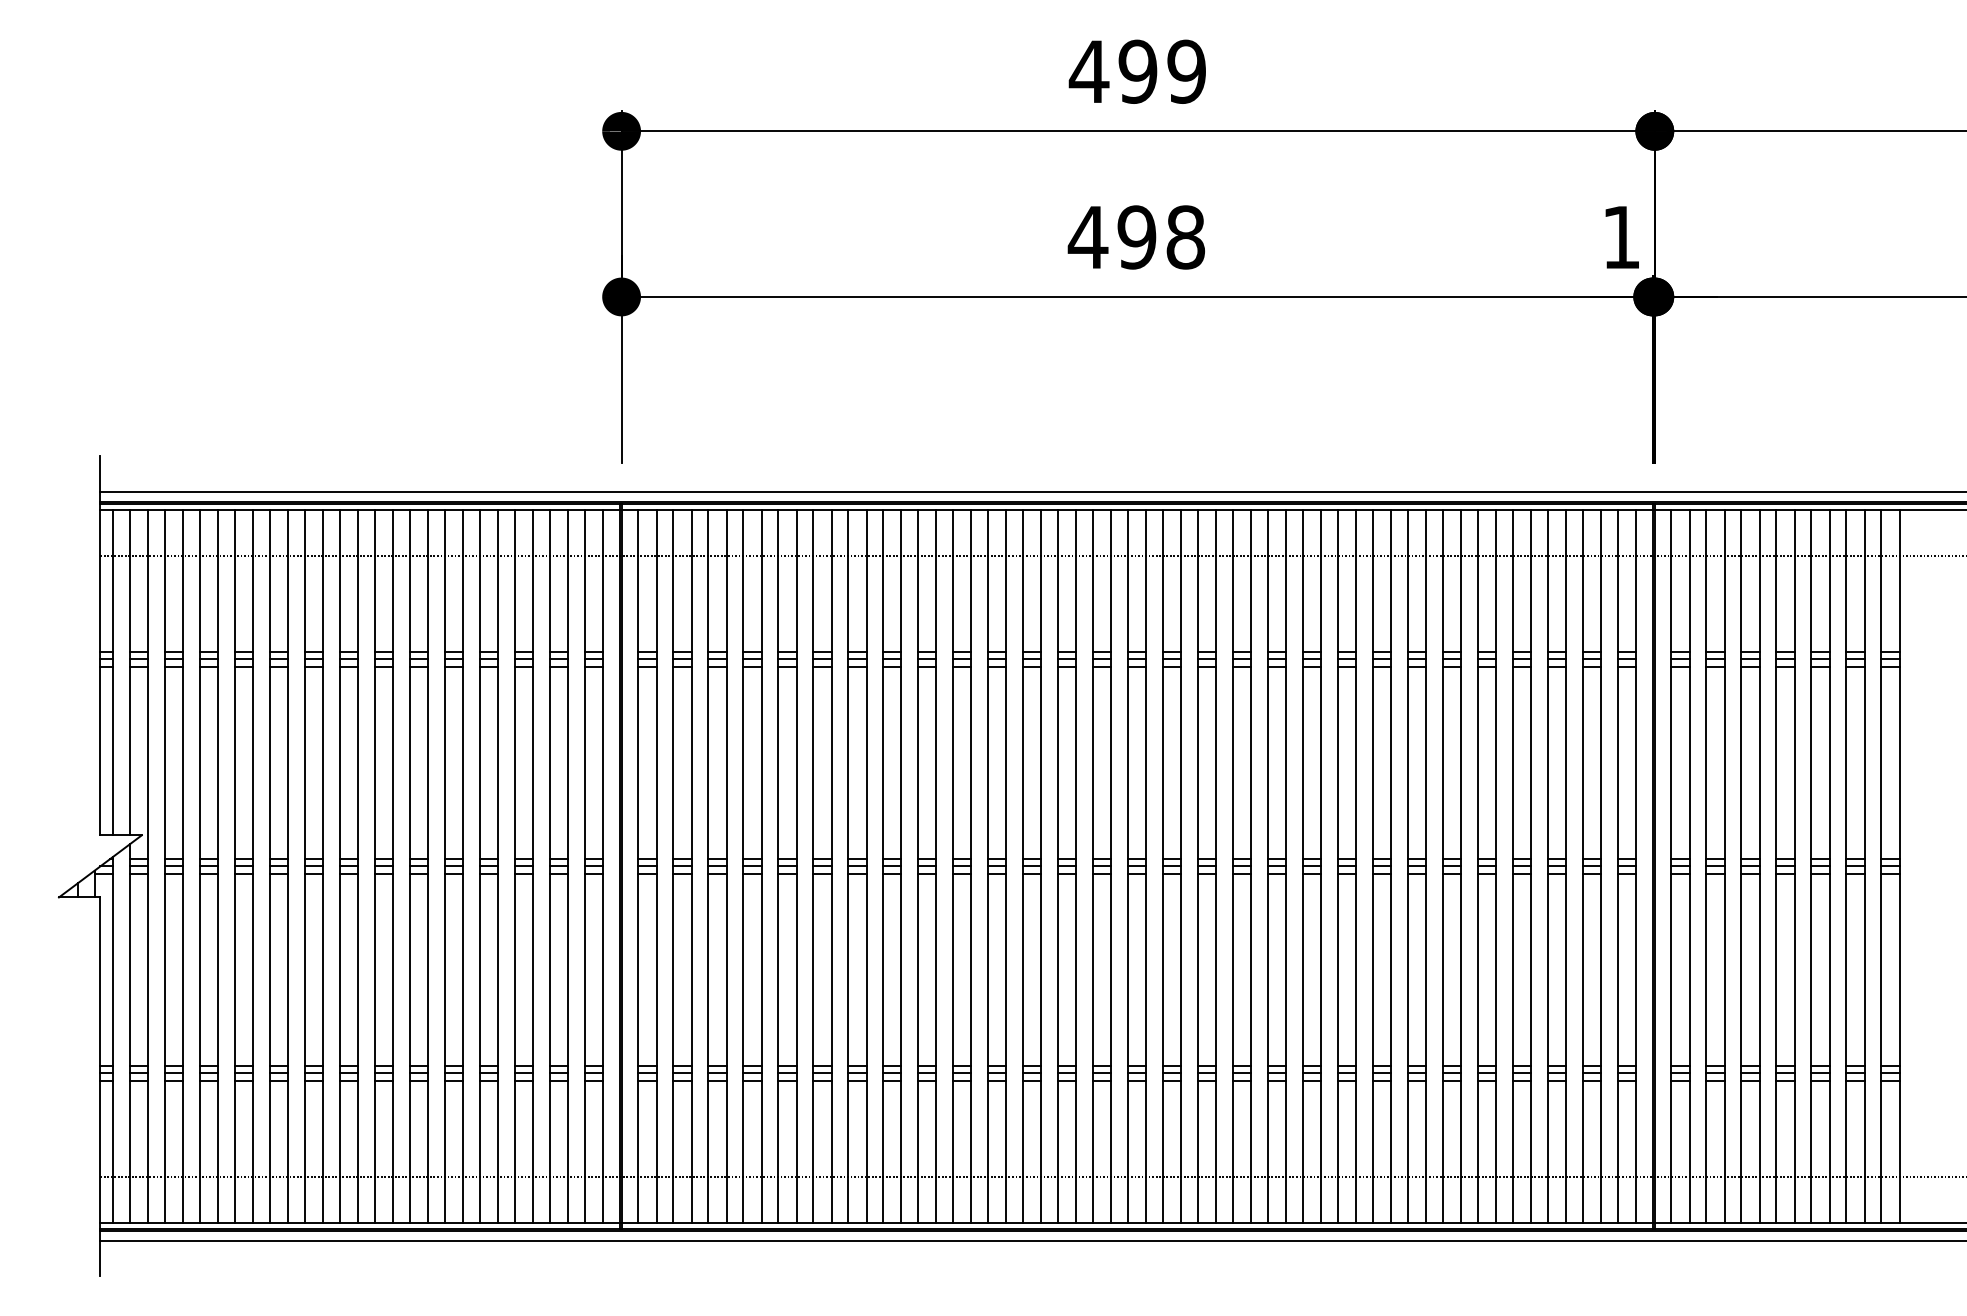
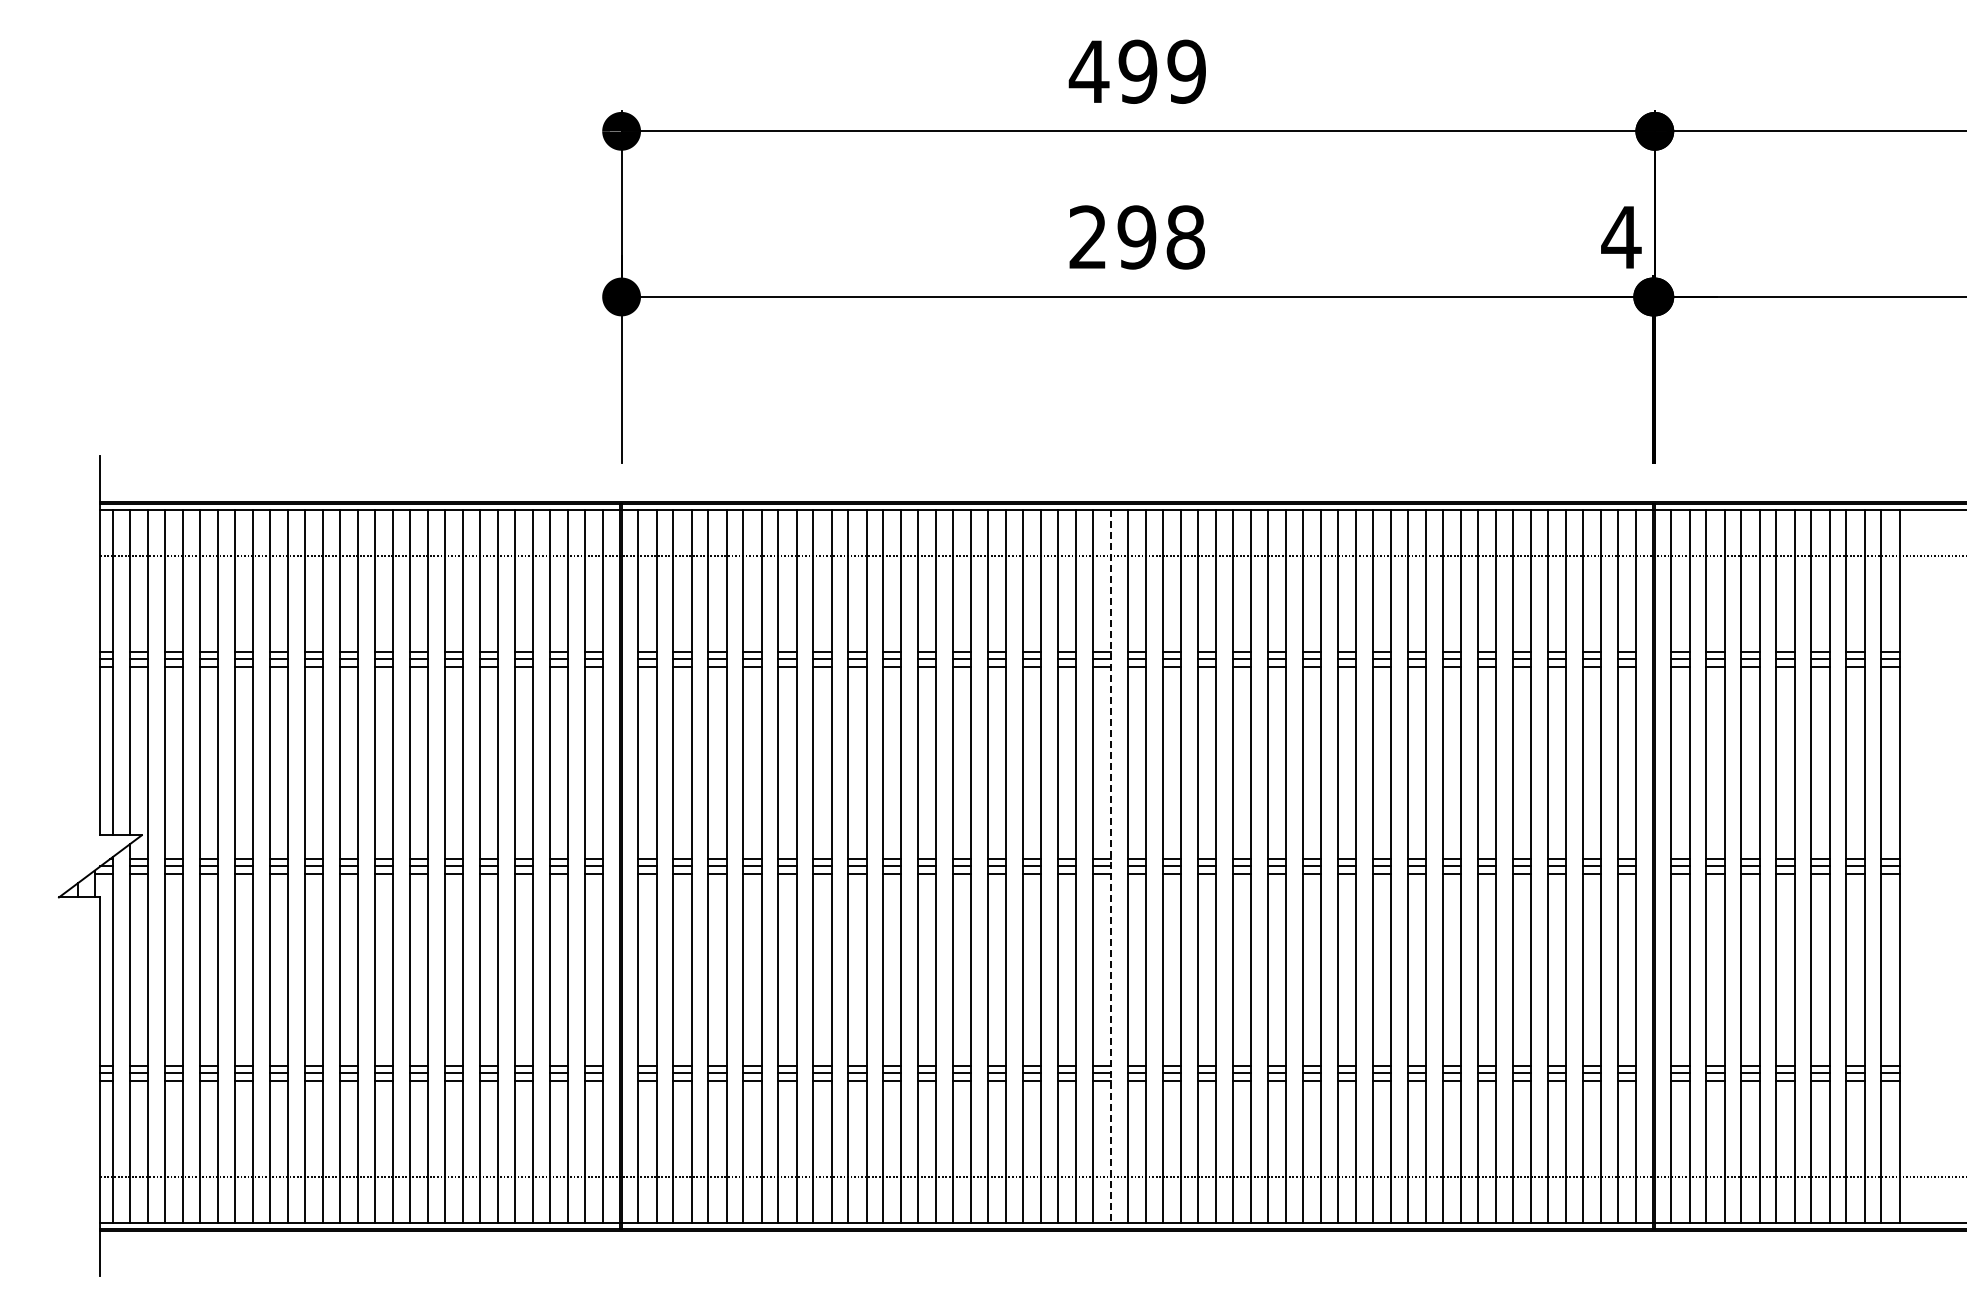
text: 498 -> 298 (1087, 236)
text: 1 -> 4 (1621, 237)
line: present -> none (1031, 491)
line: solid -> dashed (1111, 866)
line: present -> none (1031, 1241)
